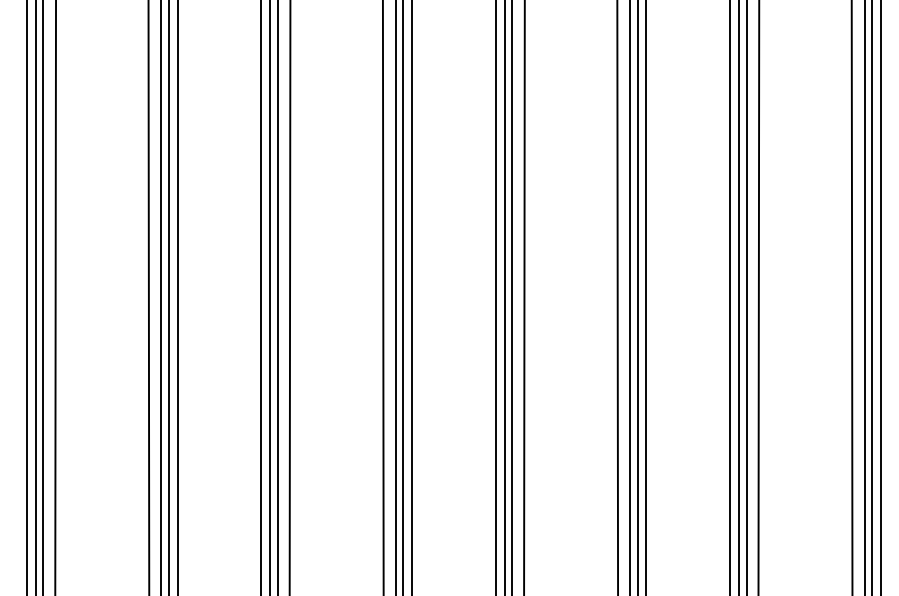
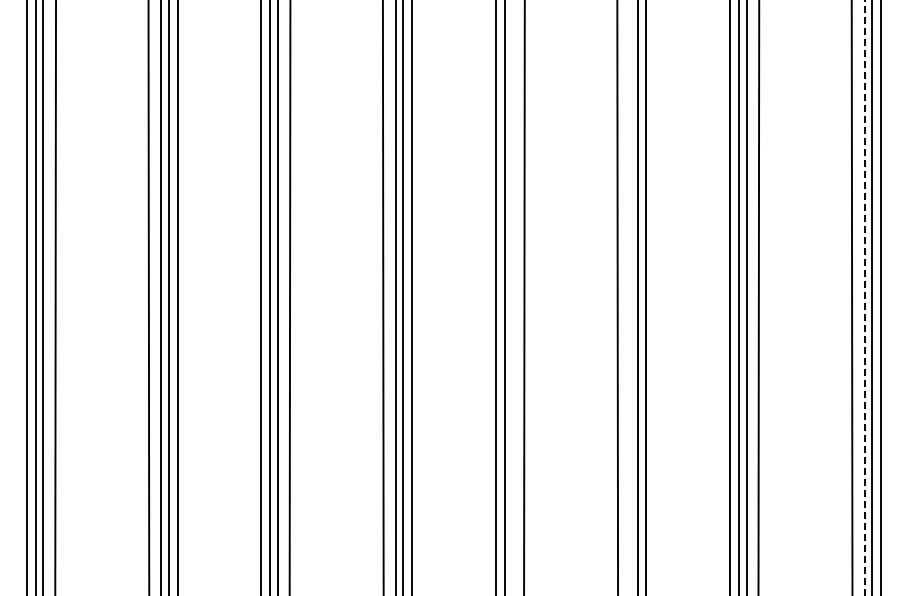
line: present -> none (512, 297)
line: present -> none (630, 297)
line: solid -> dashed (864, 298)
